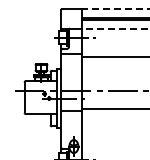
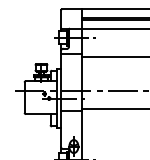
line: dashed -> solid (115, 9)
line: dashed -> solid (115, 28)
